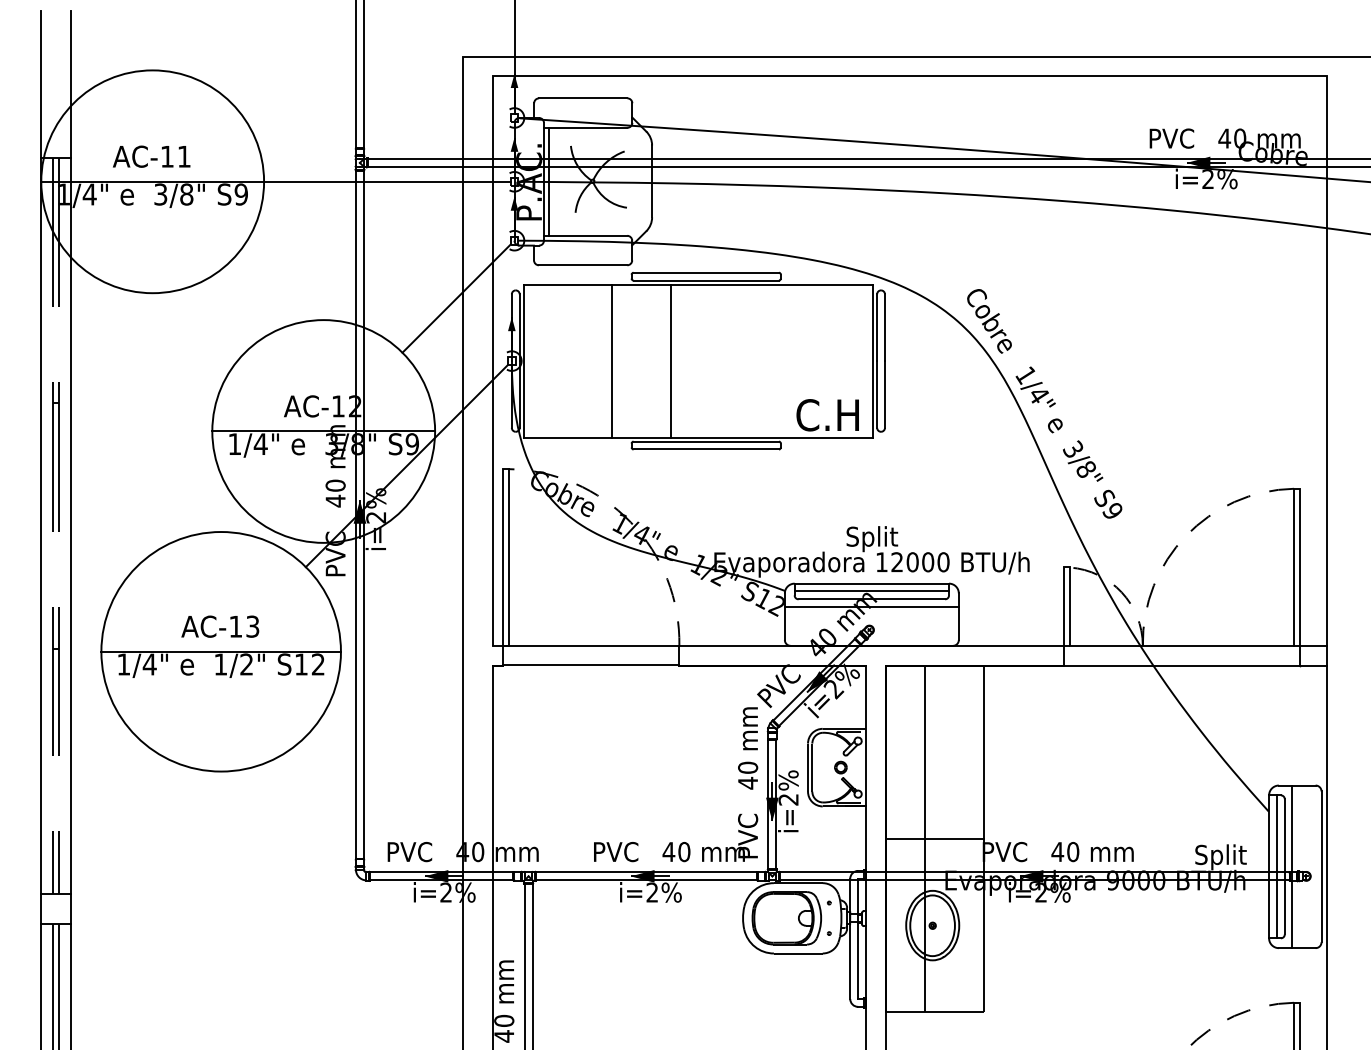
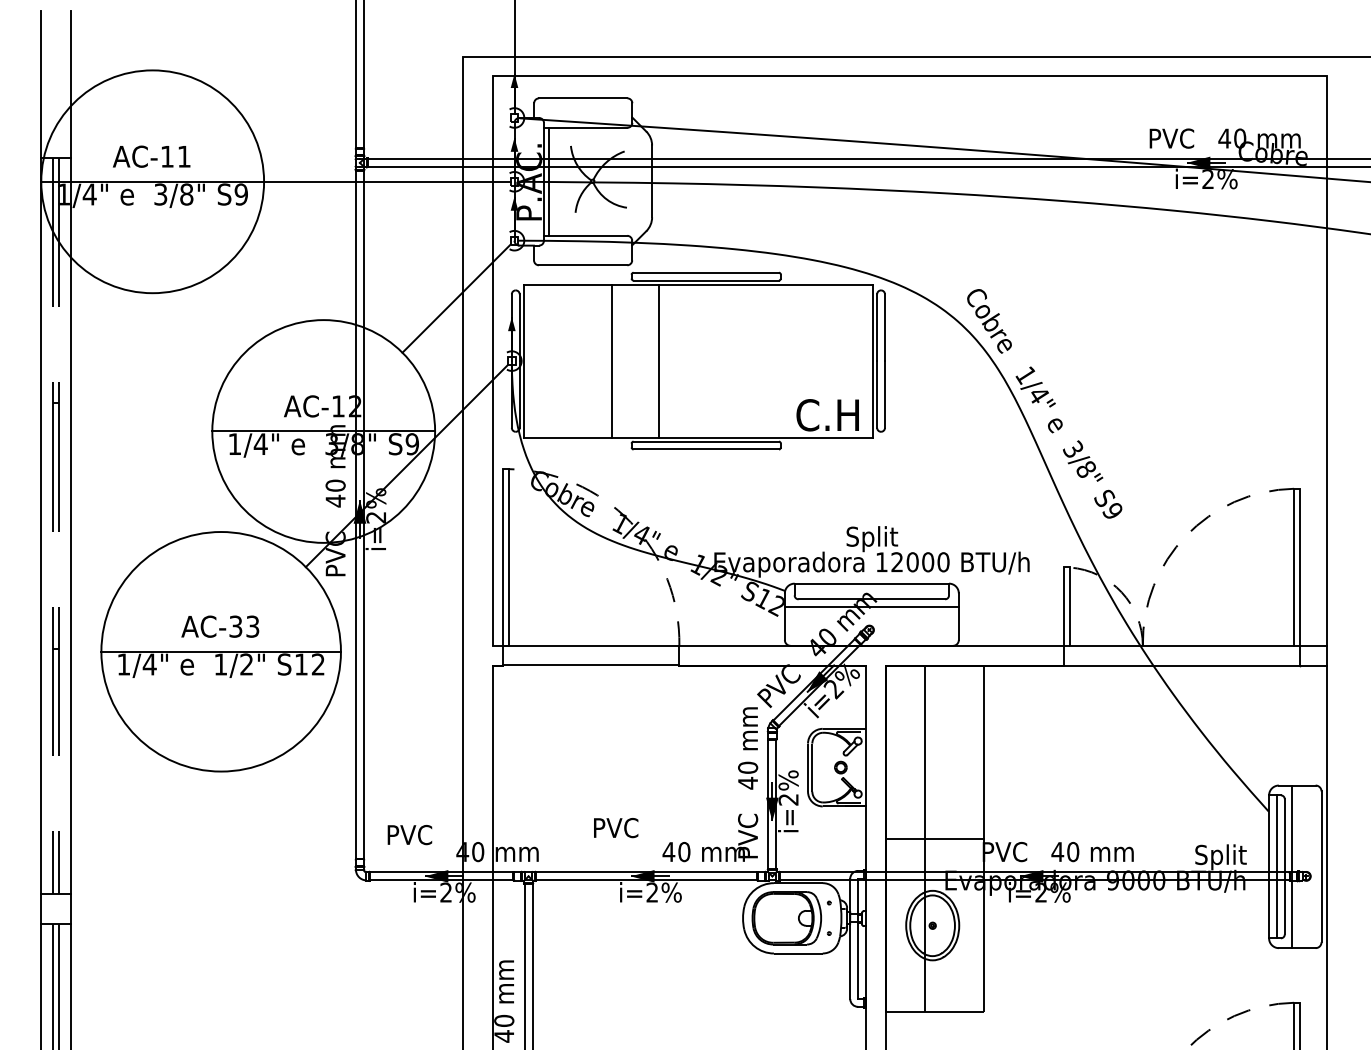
line position: (670, 360) -> (658, 360) (658, 360)
line: present -> none (871, 591)
text: AC-13 -> AC-33 (235, 626)
text position: (409, 852) -> (409, 835) (409, 835)
text position: (616, 852) -> (616, 828) (616, 828)
